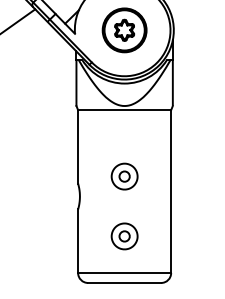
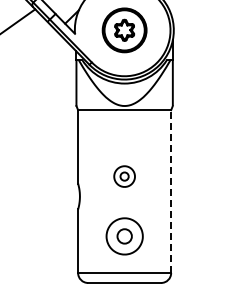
part size: 29x29 px -> 23x23 px (124, 176)
line: solid -> dashed (171, 191)
part size: 29x29 px -> 39x39 px (124, 236)
